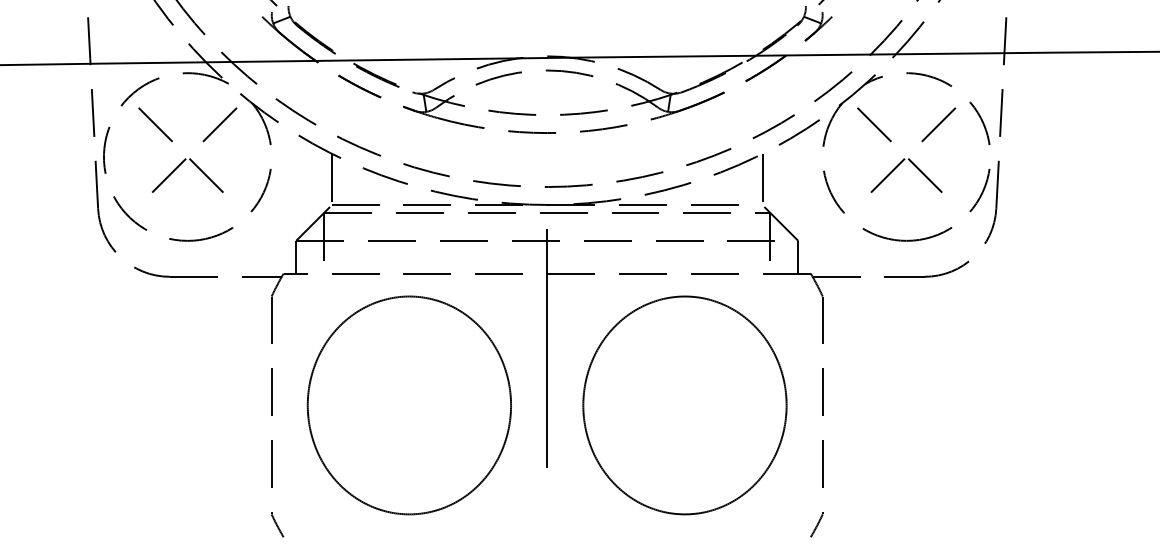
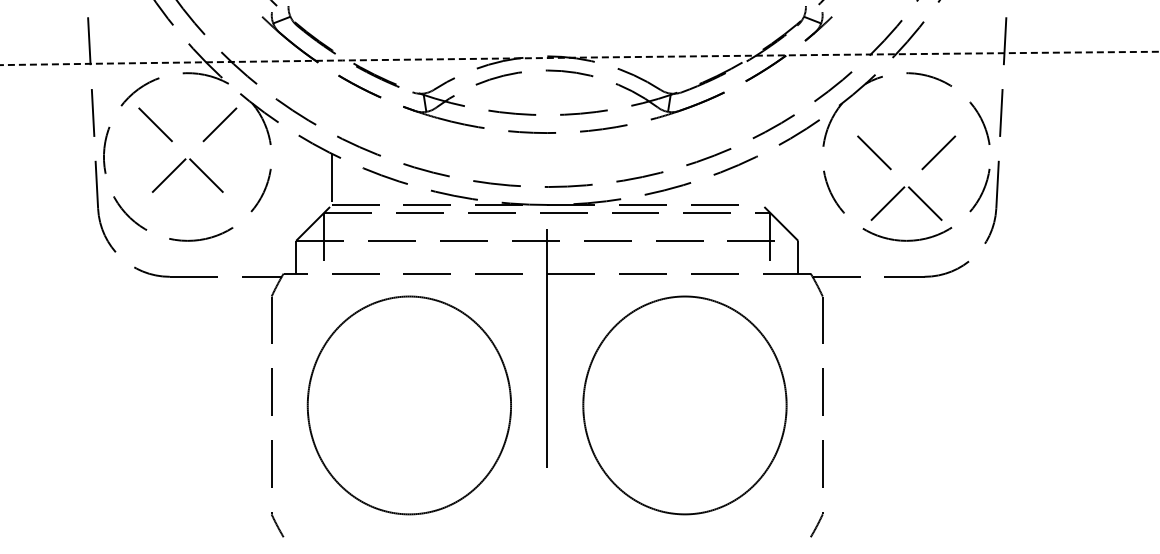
arc: solid -> dashed (579, 57)
part position: (904, 158) -> (904, 186) (904, 186)
line: present -> none (762, 179)
